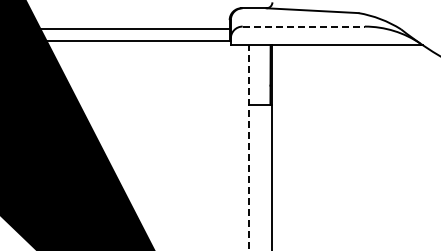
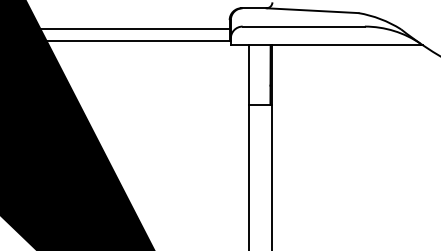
line: dashed -> solid (304, 26)
line: dashed -> solid (248, 147)
